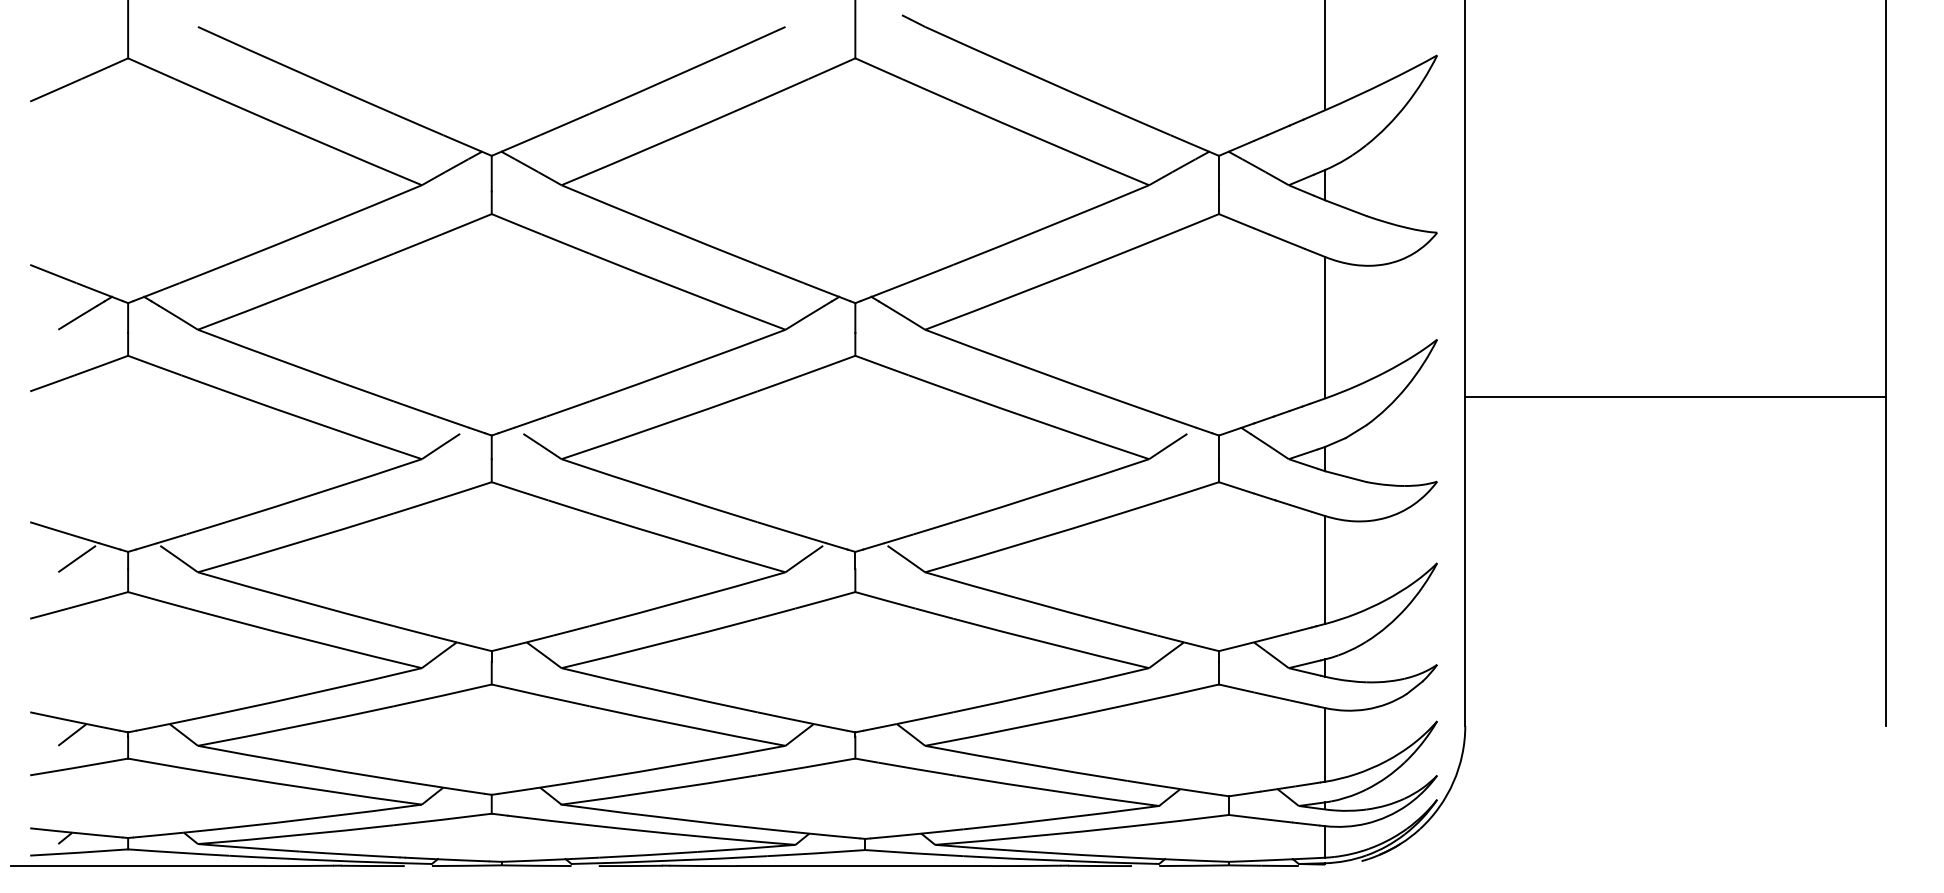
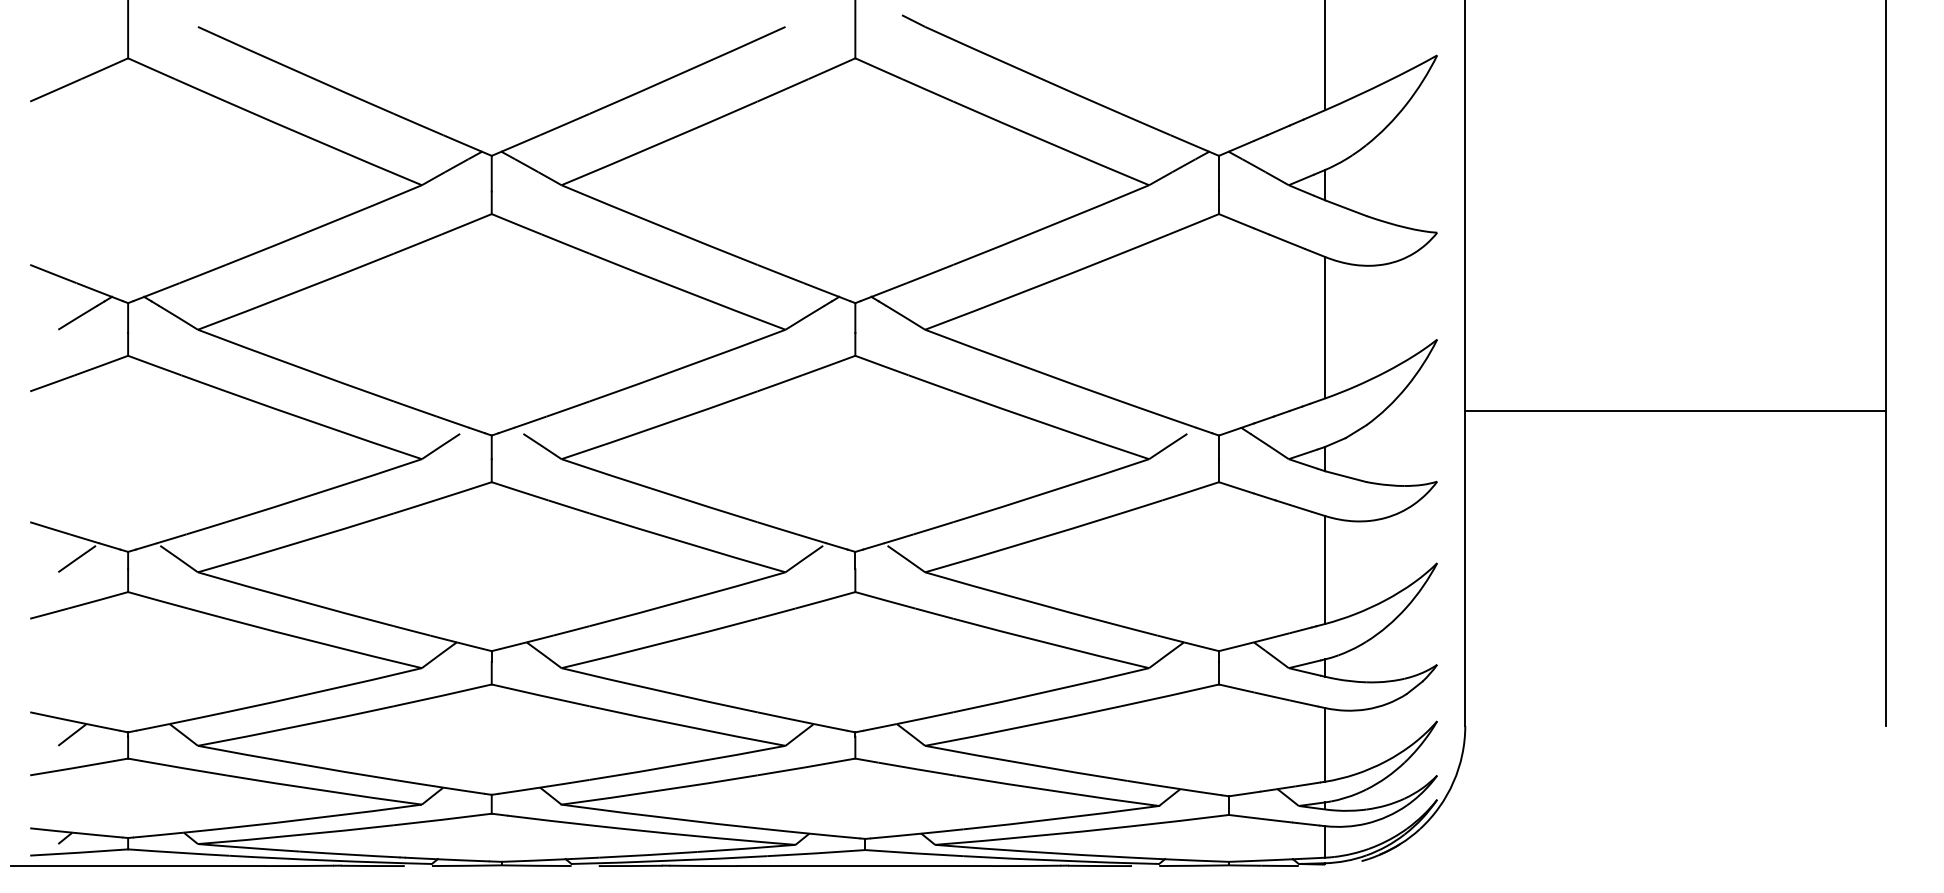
line position: (1675, 396) -> (1675, 410) (1675, 410)
